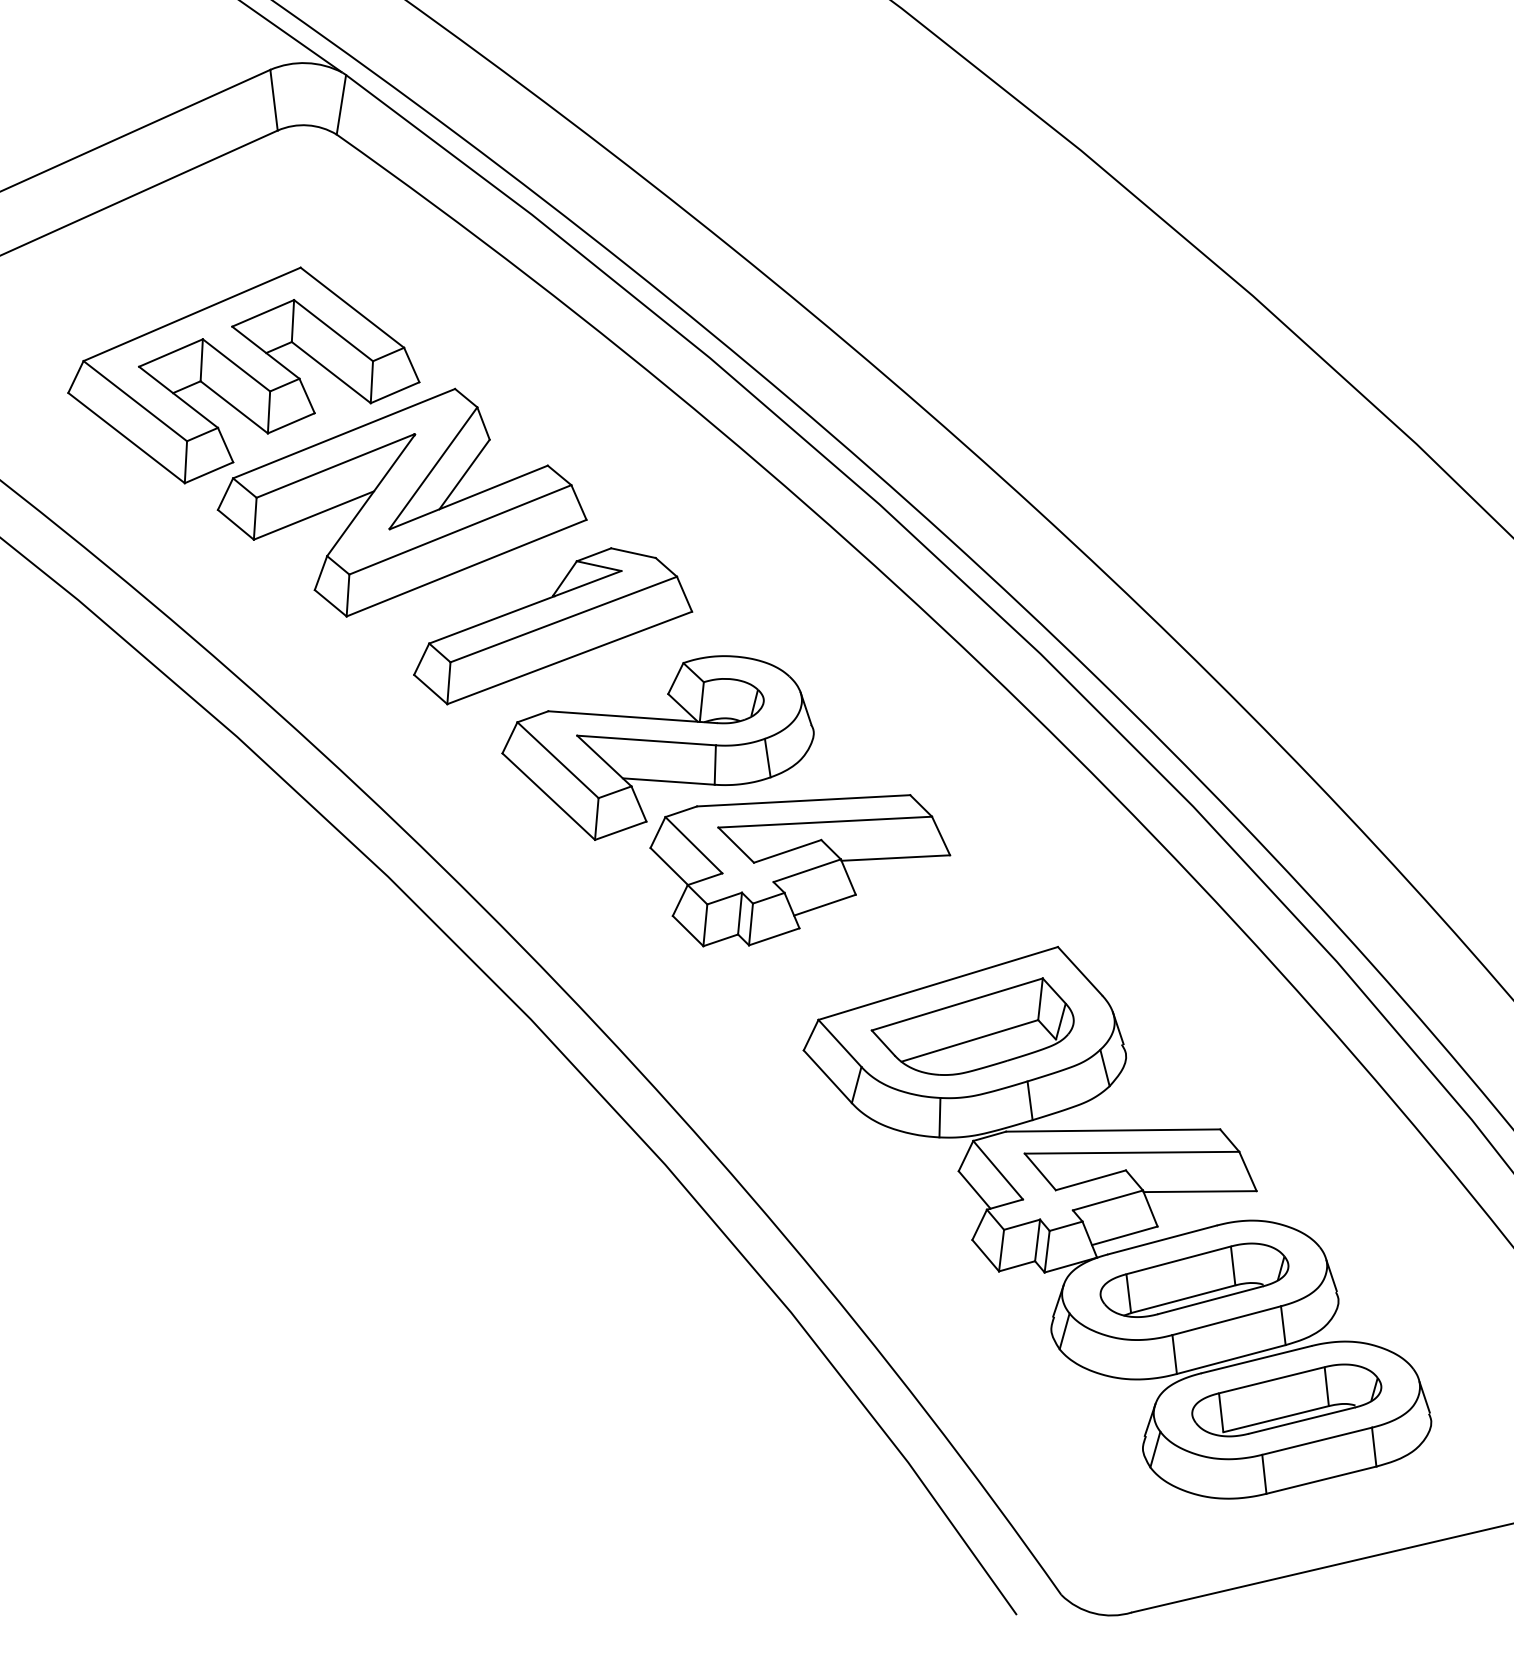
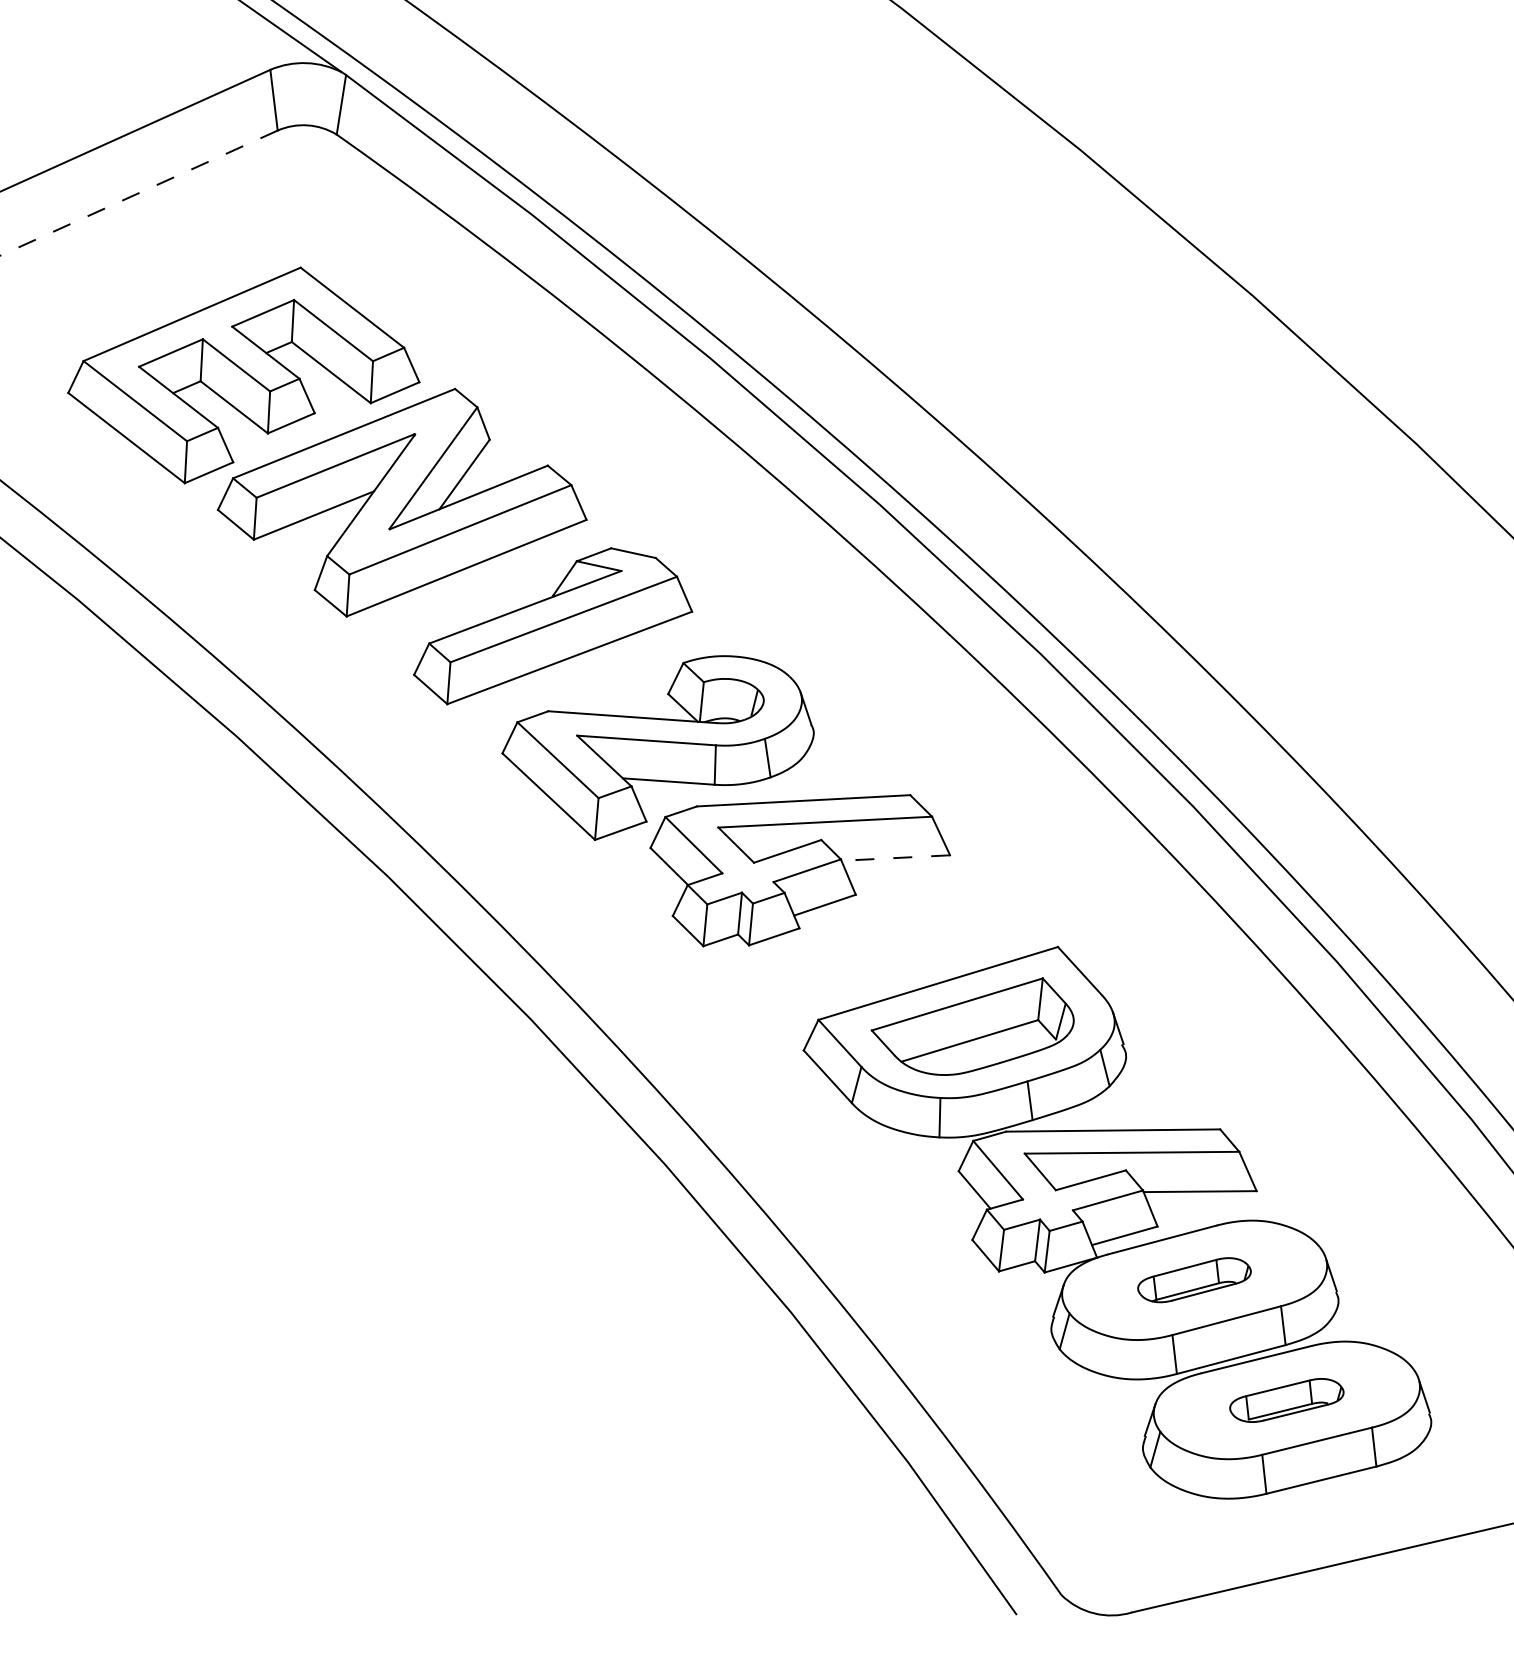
line: solid -> dashed (139, 193)
line: solid -> dashed (895, 858)
part size: 191x76 px -> 115x47 px (1194, 1280)
part size: 192x75 px -> 116x45 px (1286, 1400)
